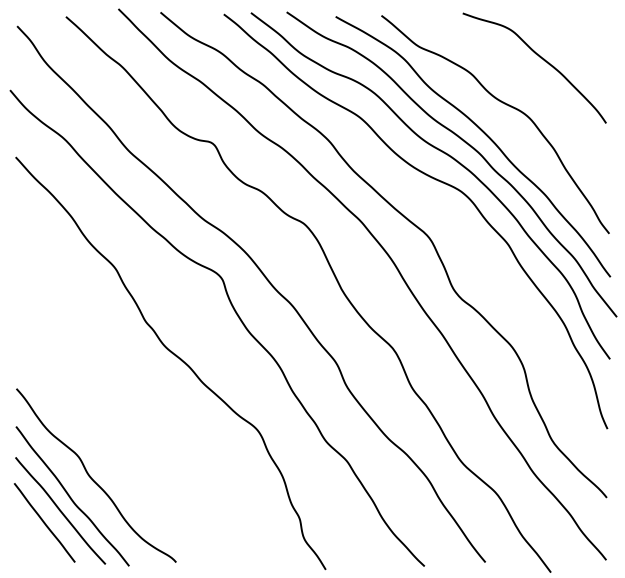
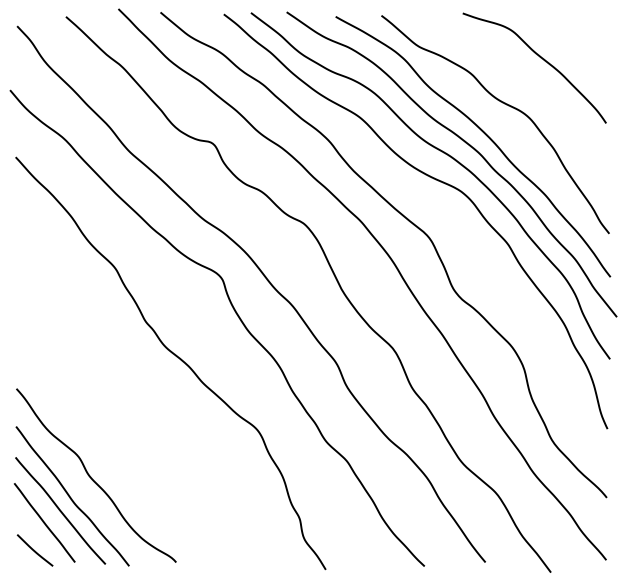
line: none -> present (34, 550)
